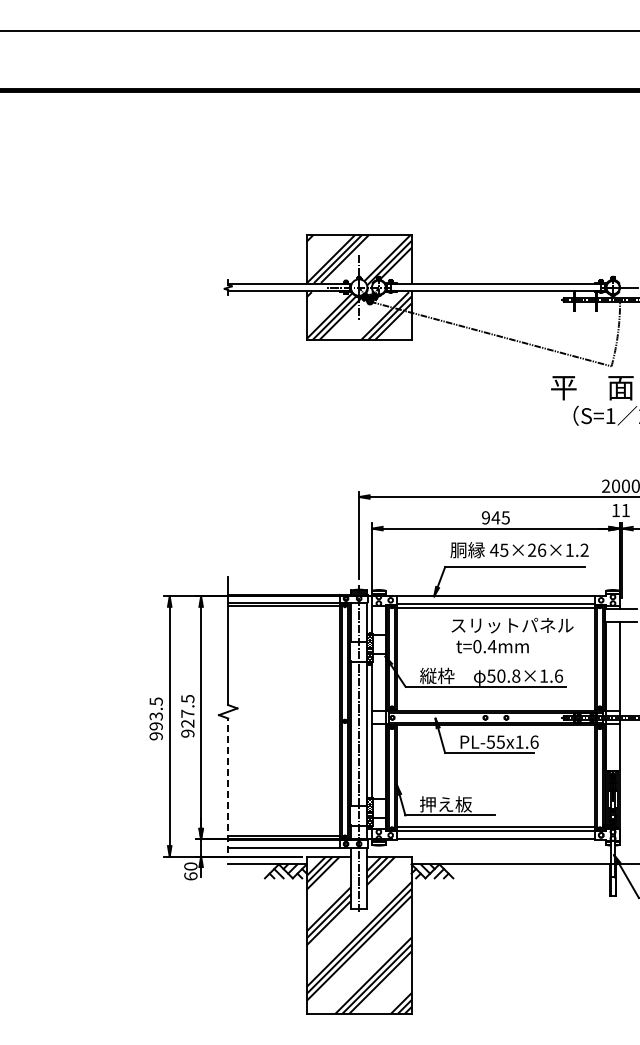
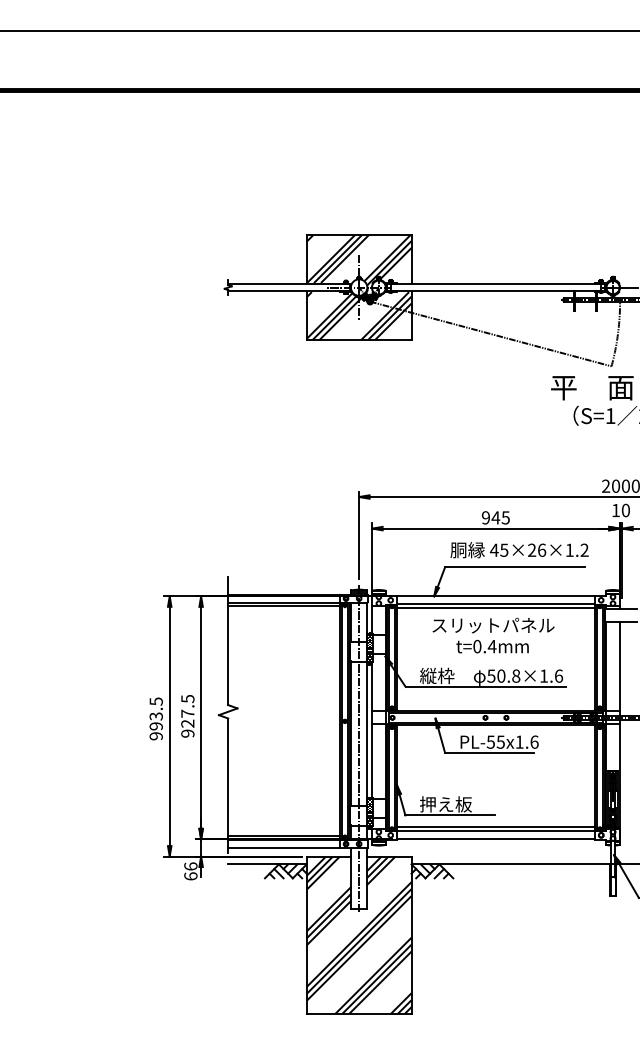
text: 11 -> 10 (625, 510)
text position: (512, 625) -> (493, 625) (493, 625)
line: dashed -> solid (228, 785)
text: 60 -> 66 (190, 866)
